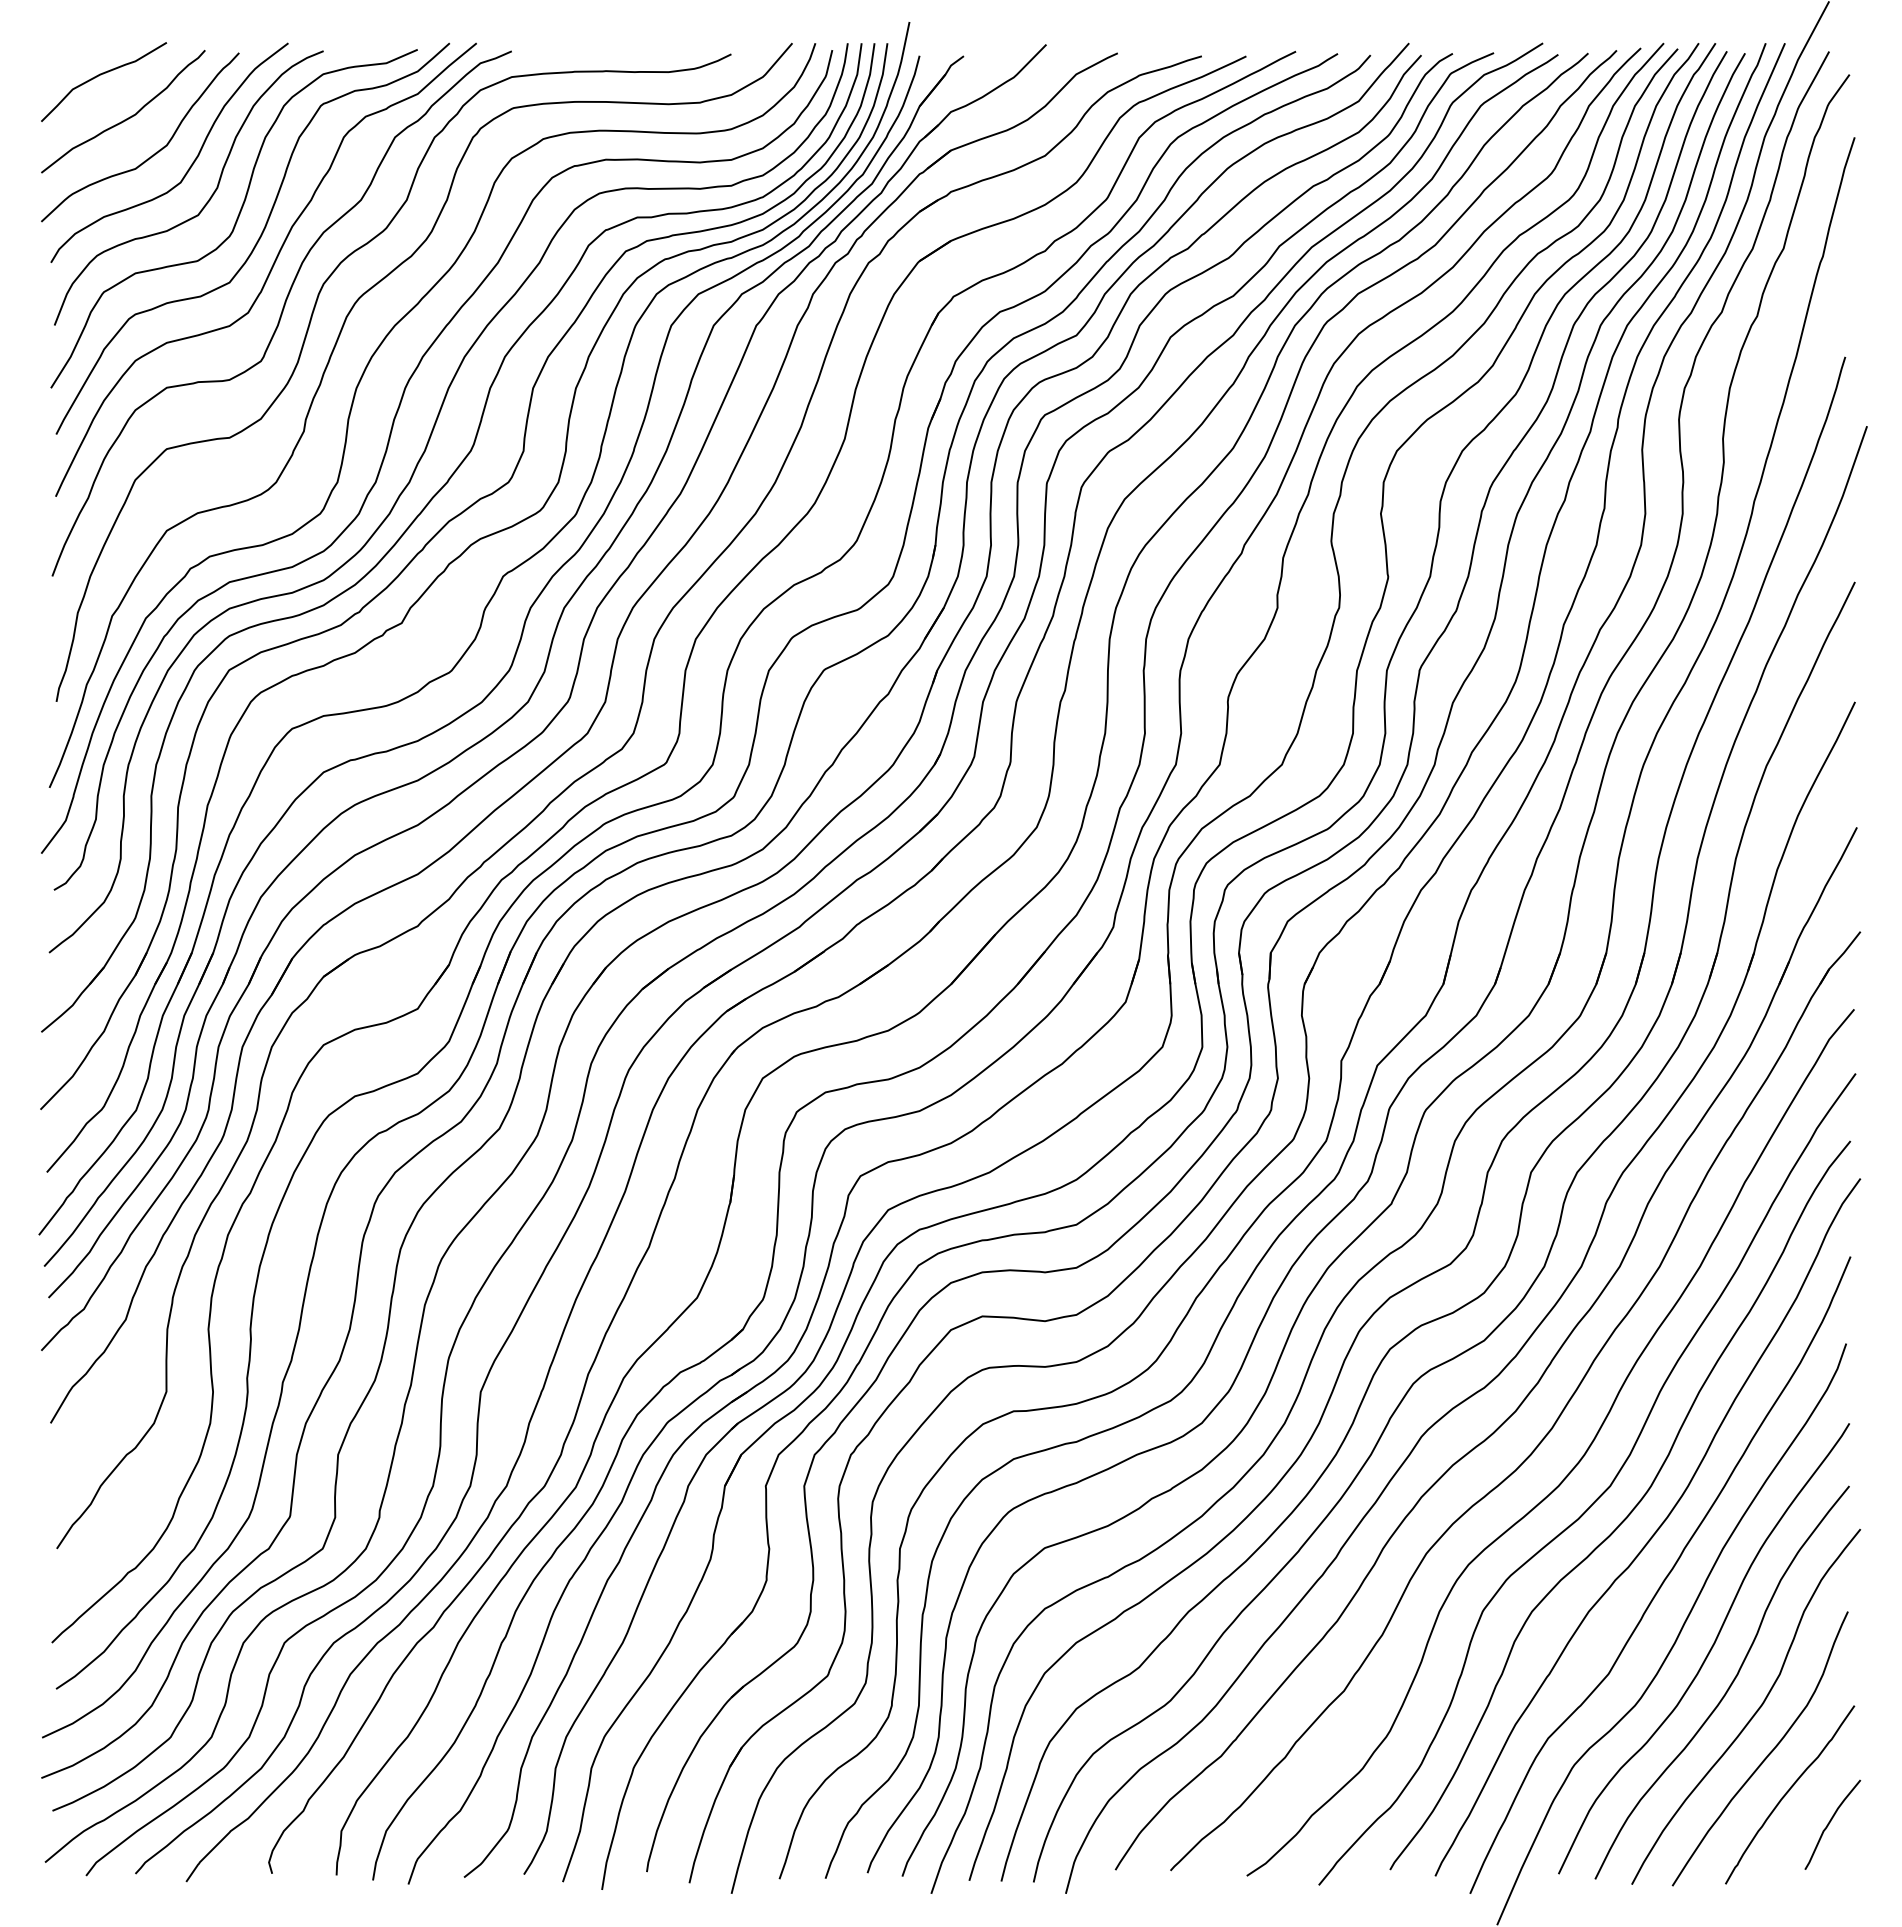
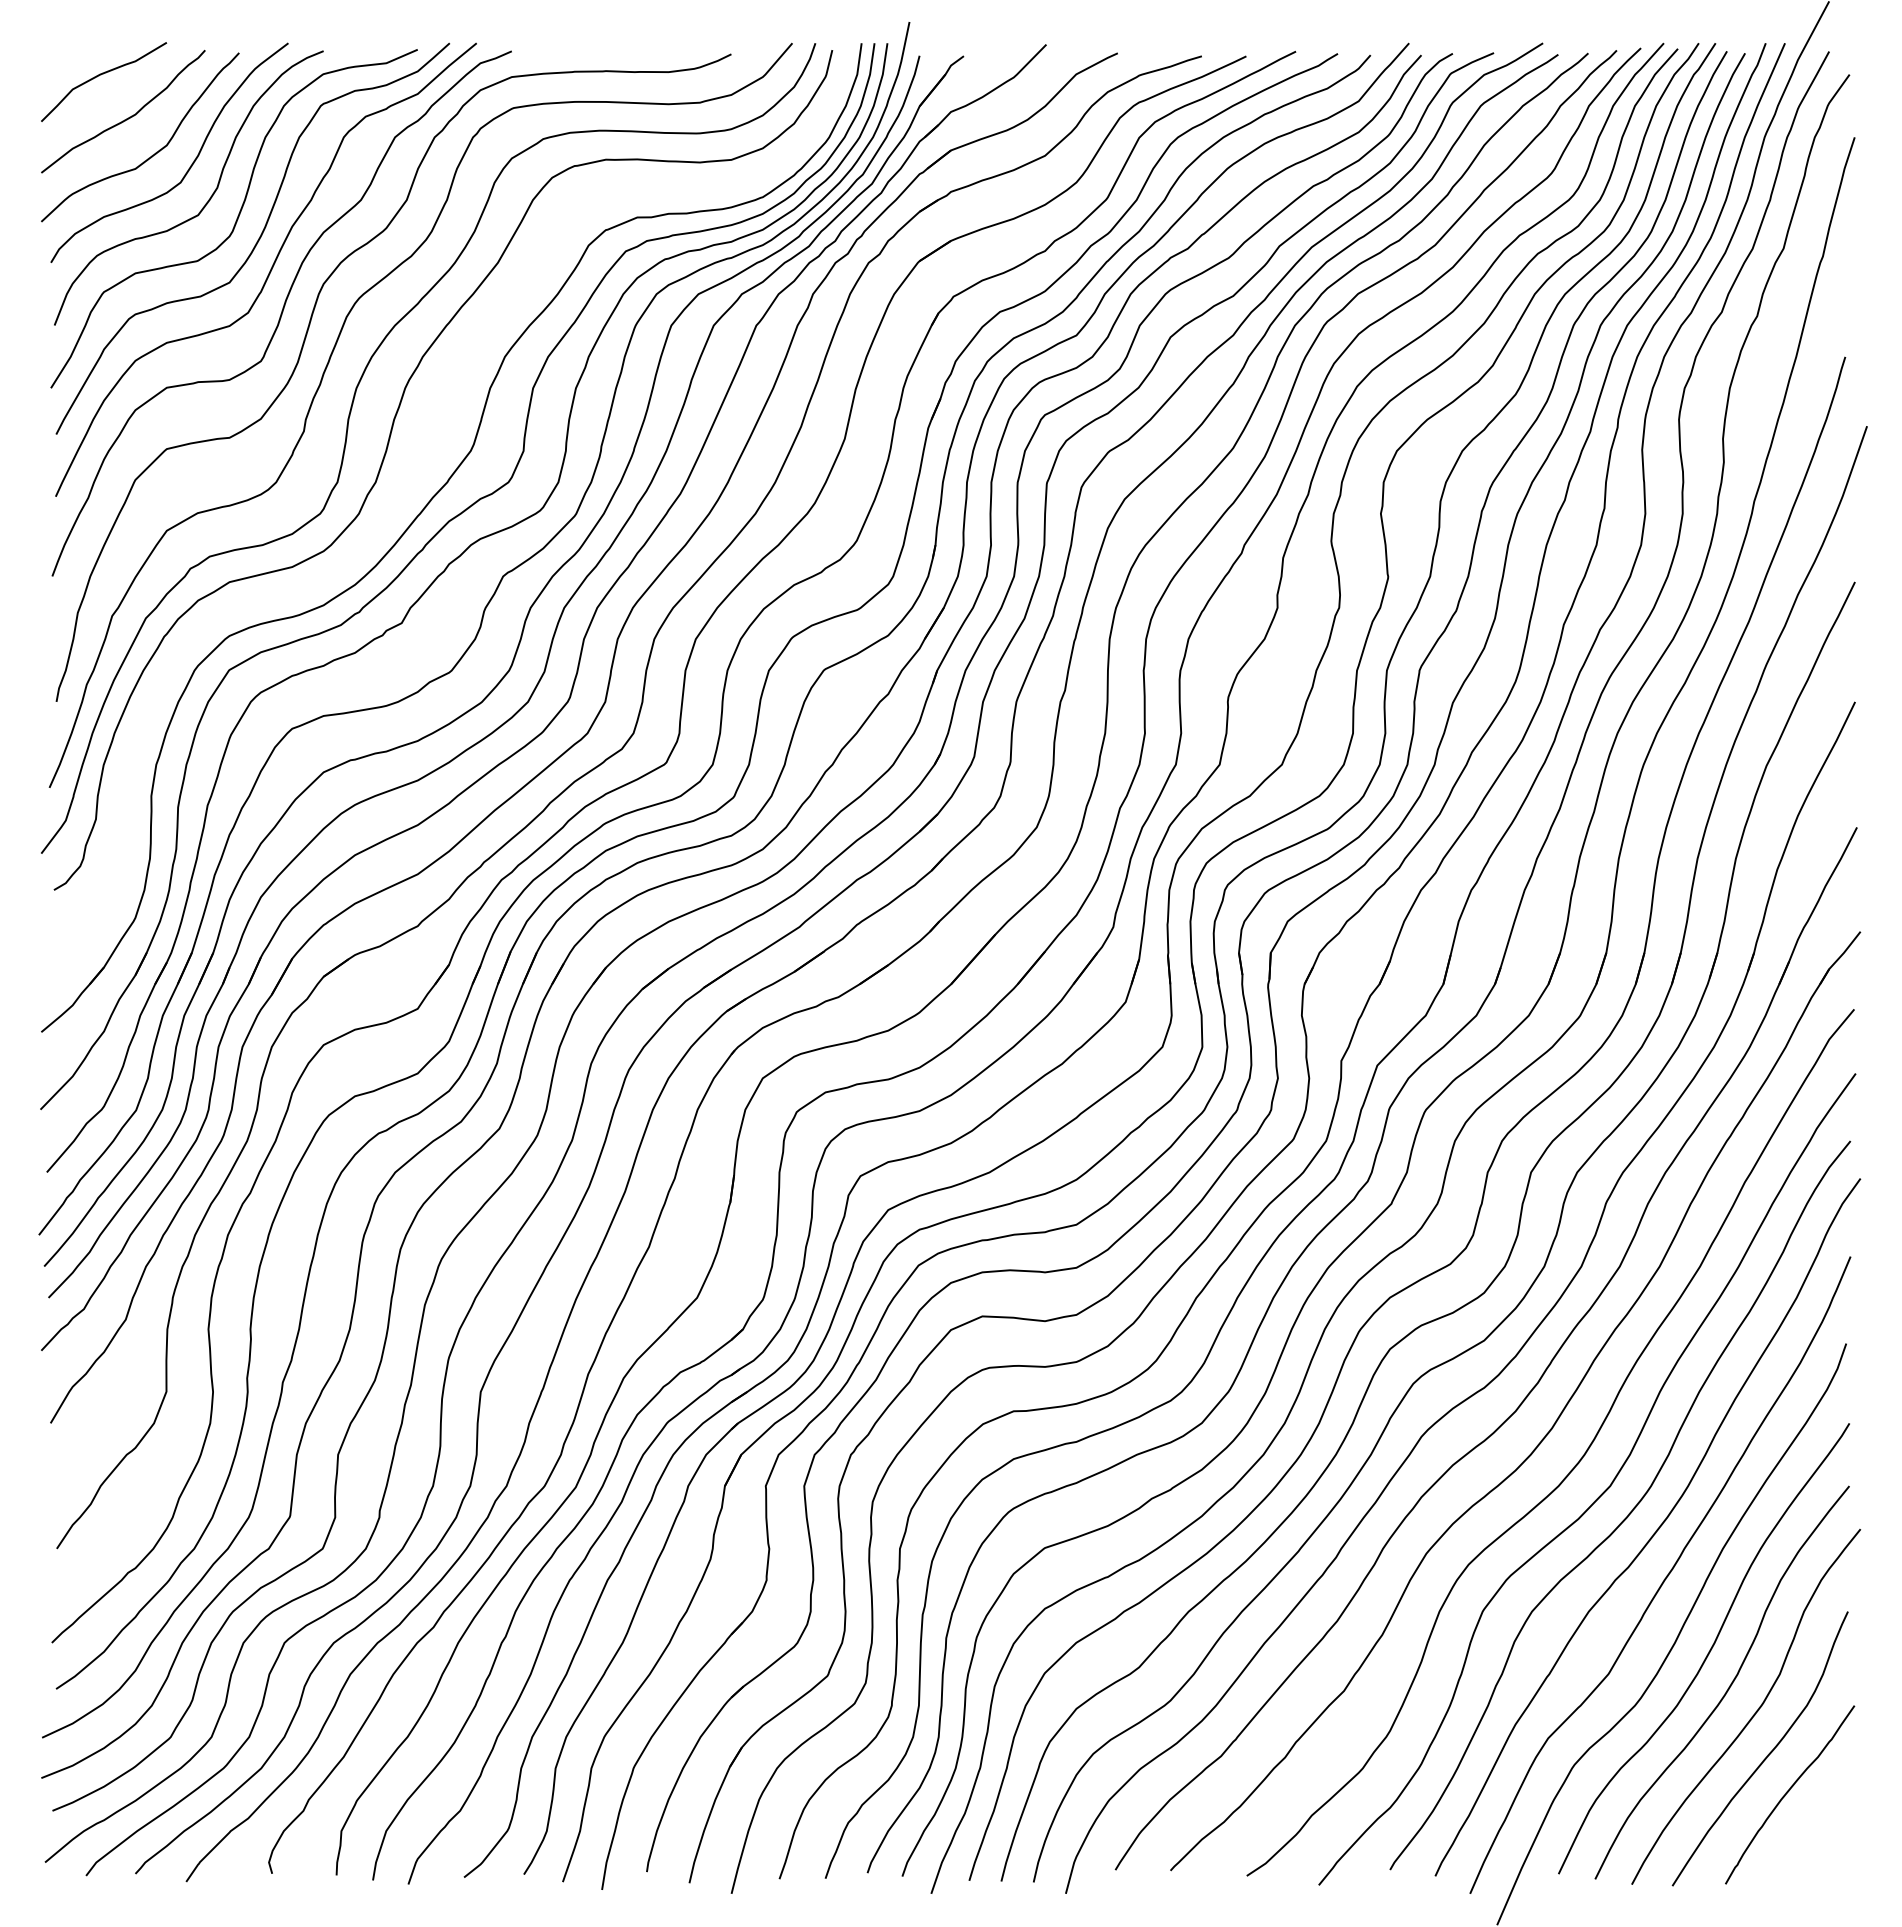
curve: present -> none (411, 480)
curve: present -> none (1830, 1822)
